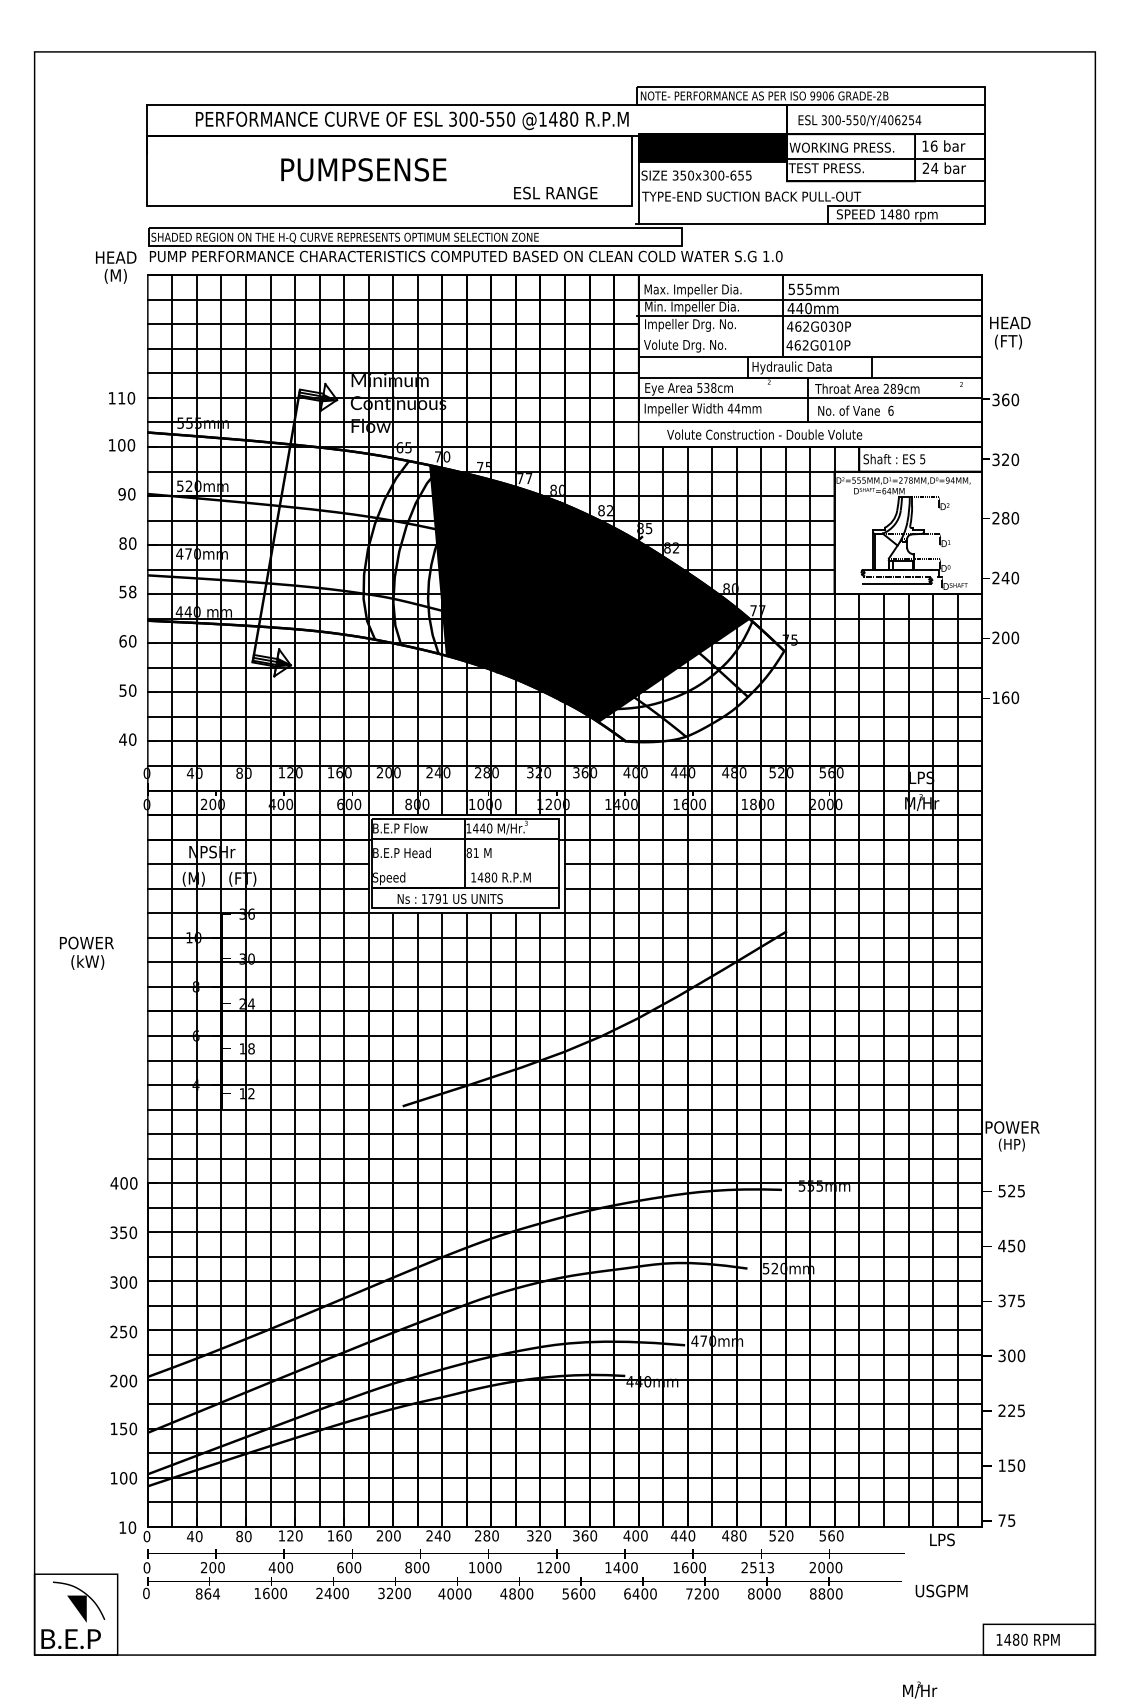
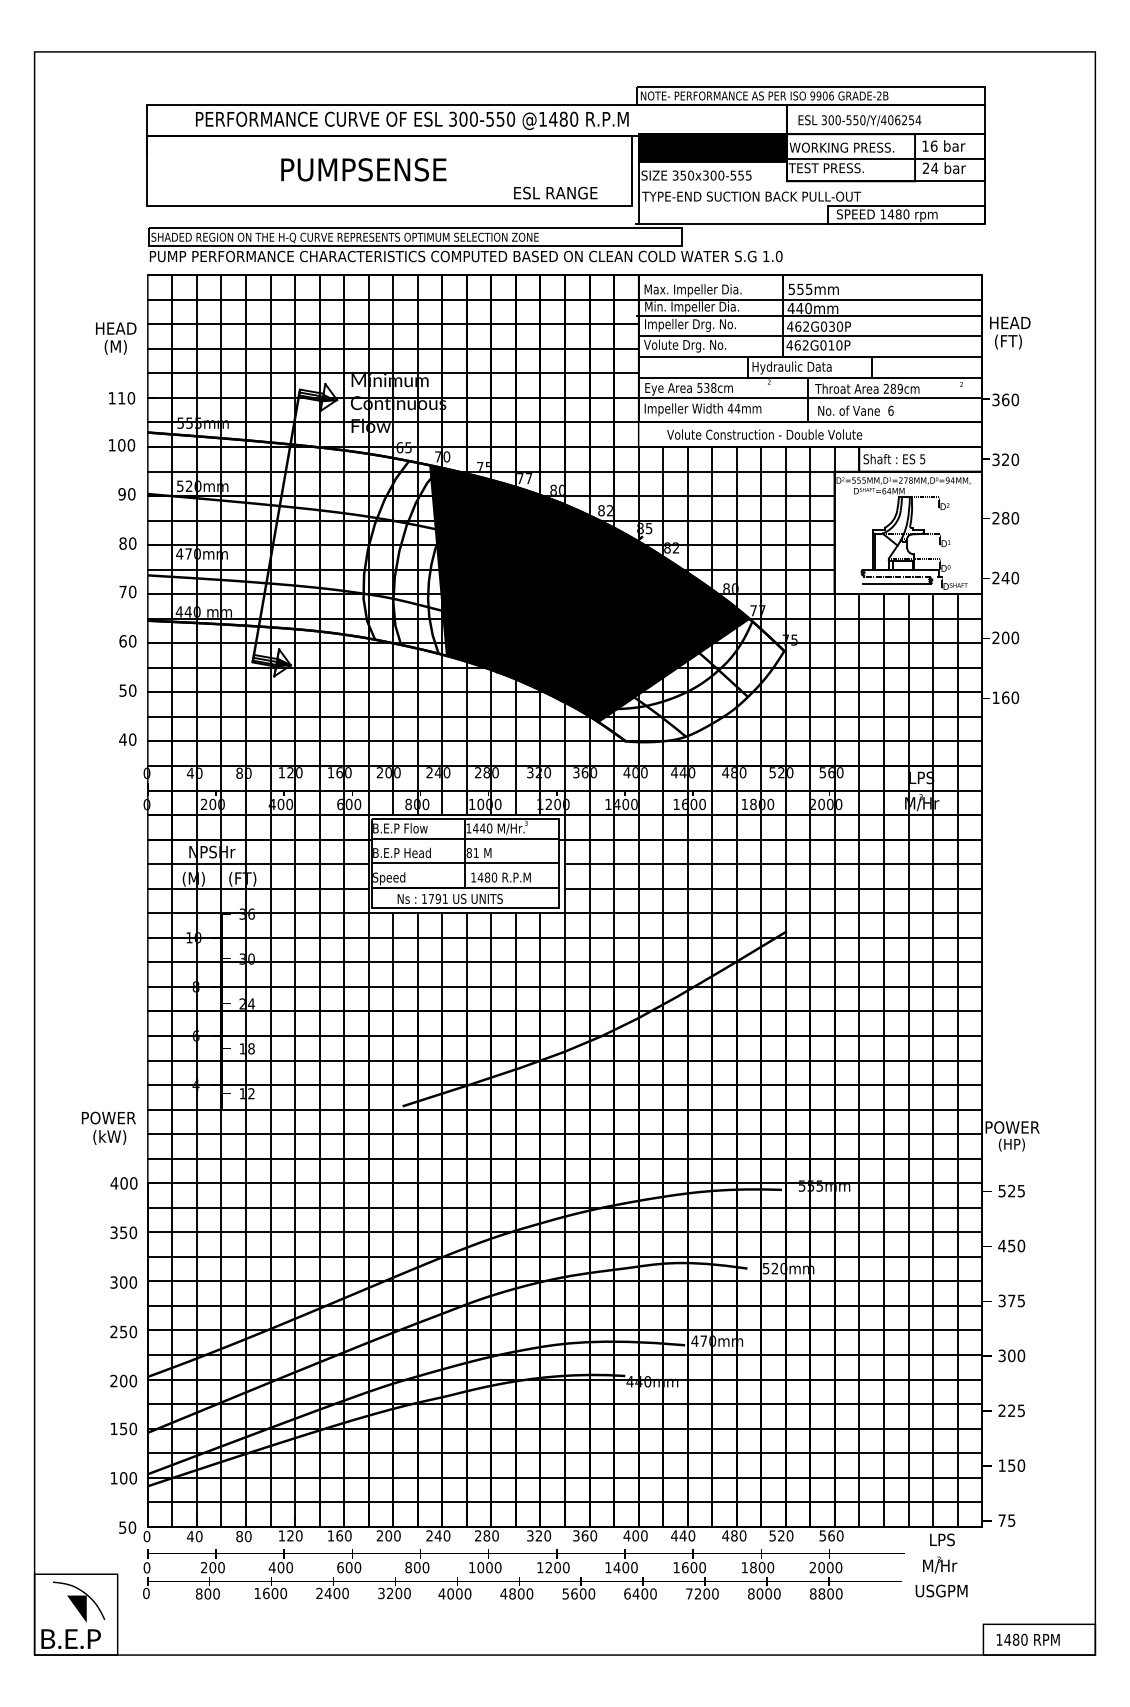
text: 350x300-655 -> 350x300-555 (733, 175)
text position: (116, 267) -> (116, 338) (116, 338)
line: none -> present (810, 335)
text: 58 -> 70 (127, 592)
line: none -> present (465, 863)
text position: (86, 952) -> (108, 1127) (108, 1127)
text: 10 -> 50 (122, 1527)
text: 2513 -> 1800 (757, 1567)
text: 864 -> 800 (212, 1593)
text position: (920, 1689) -> (940, 1564) (940, 1564)
